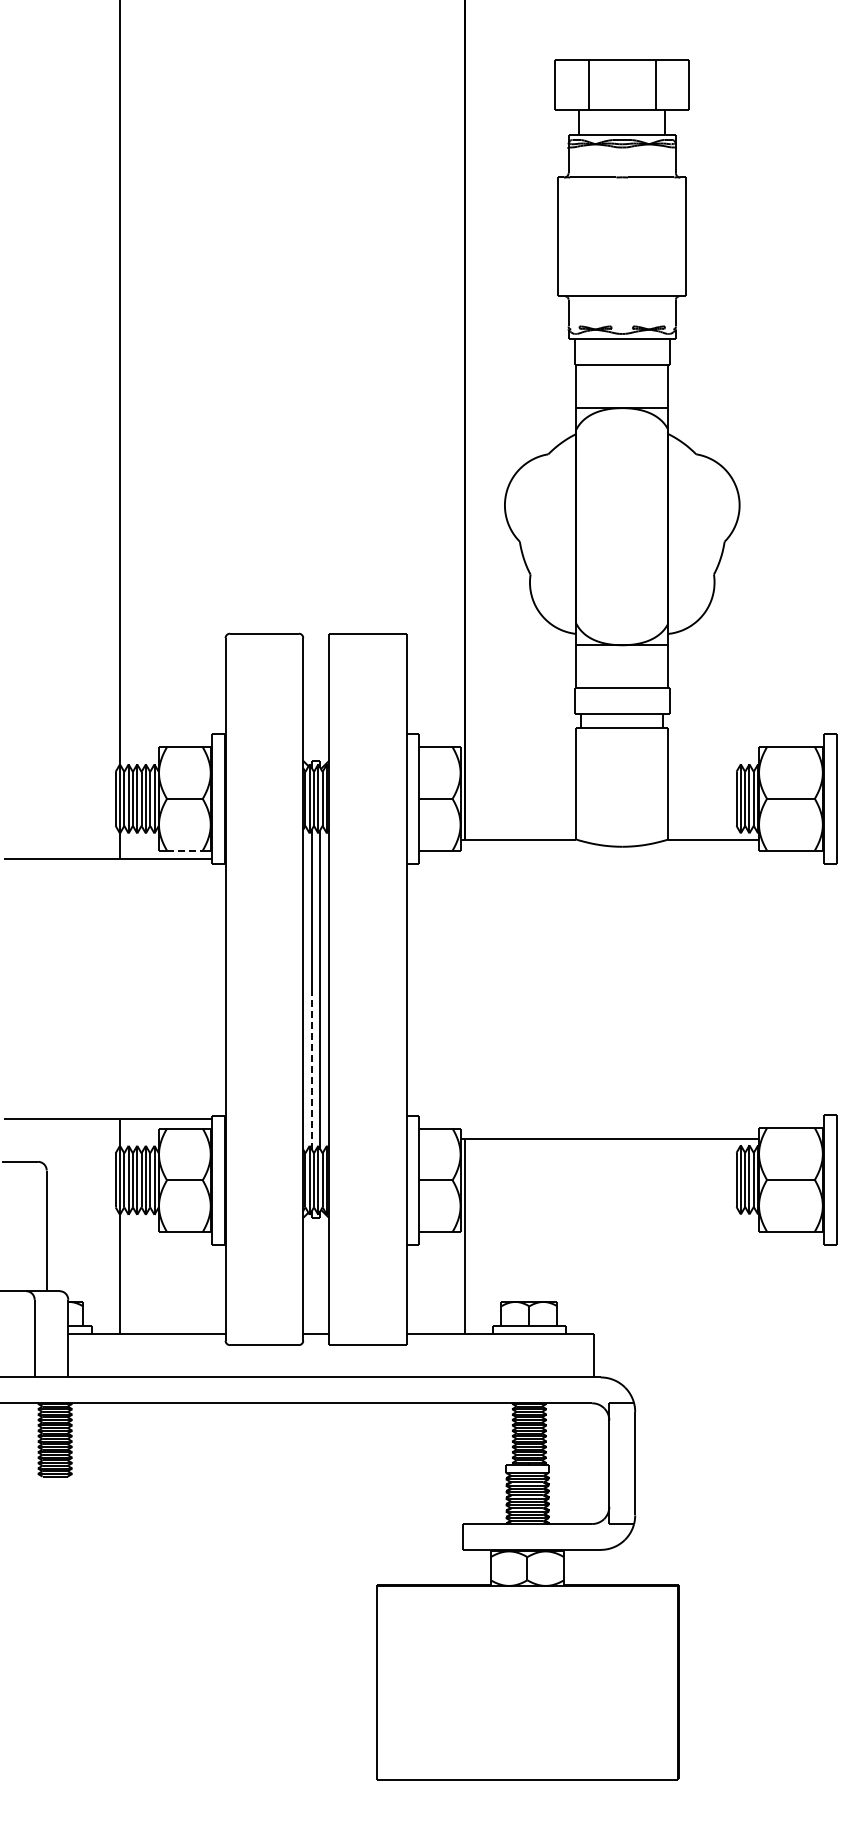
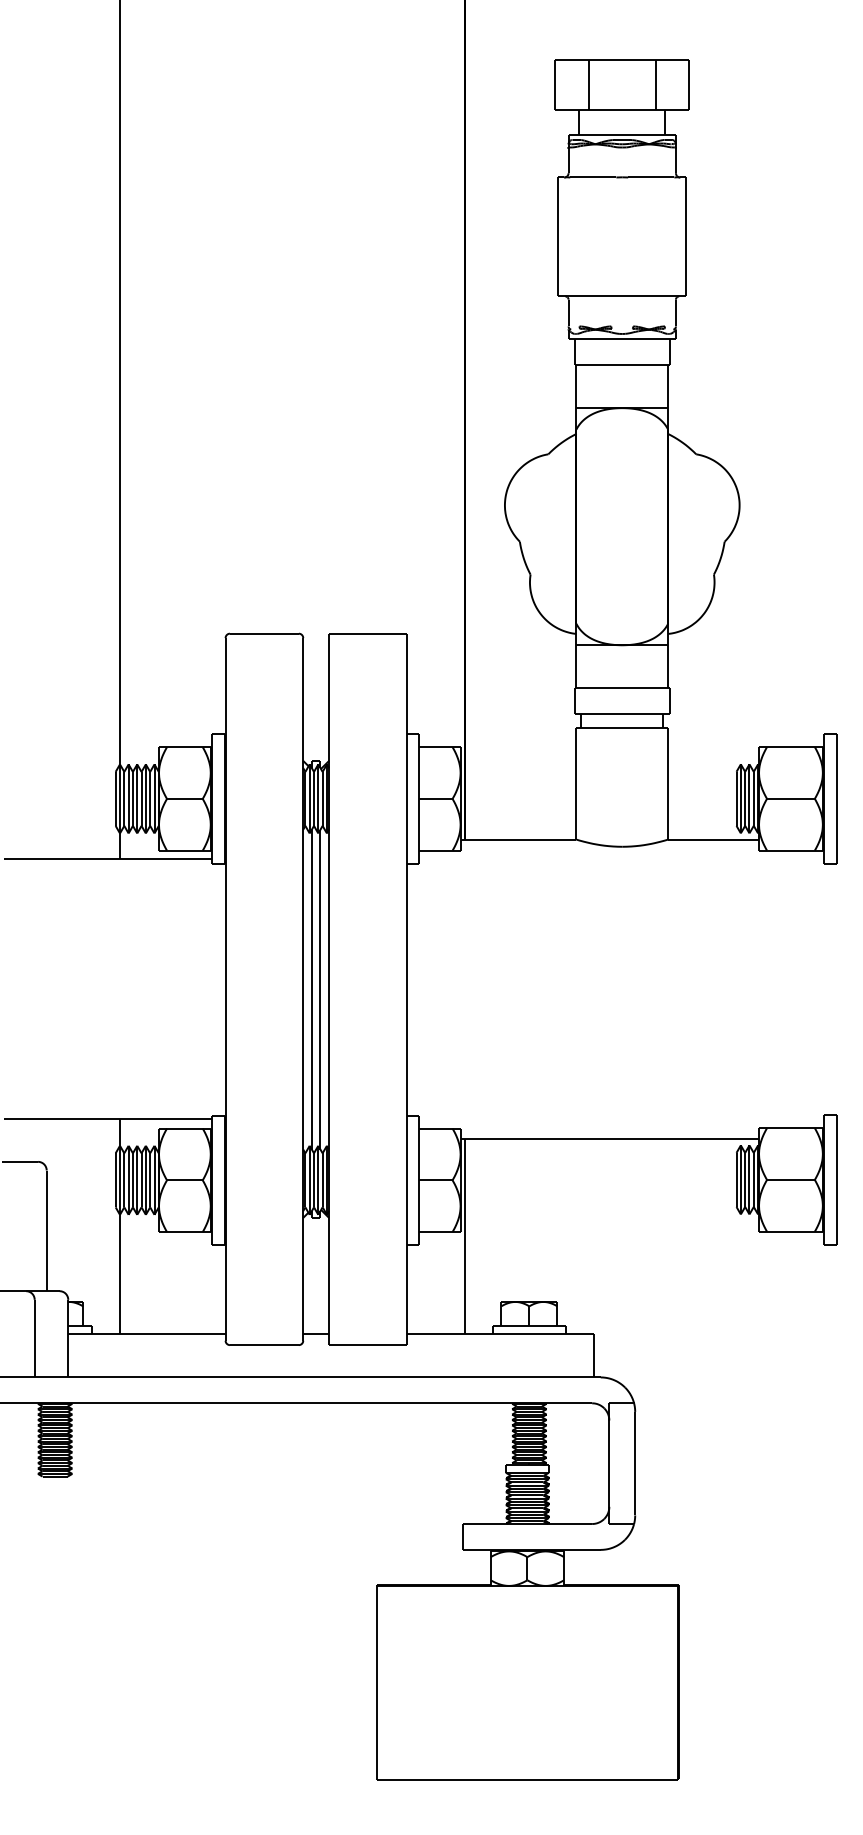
line: dashed -> solid (184, 850)
line: dashed -> solid (311, 1069)
